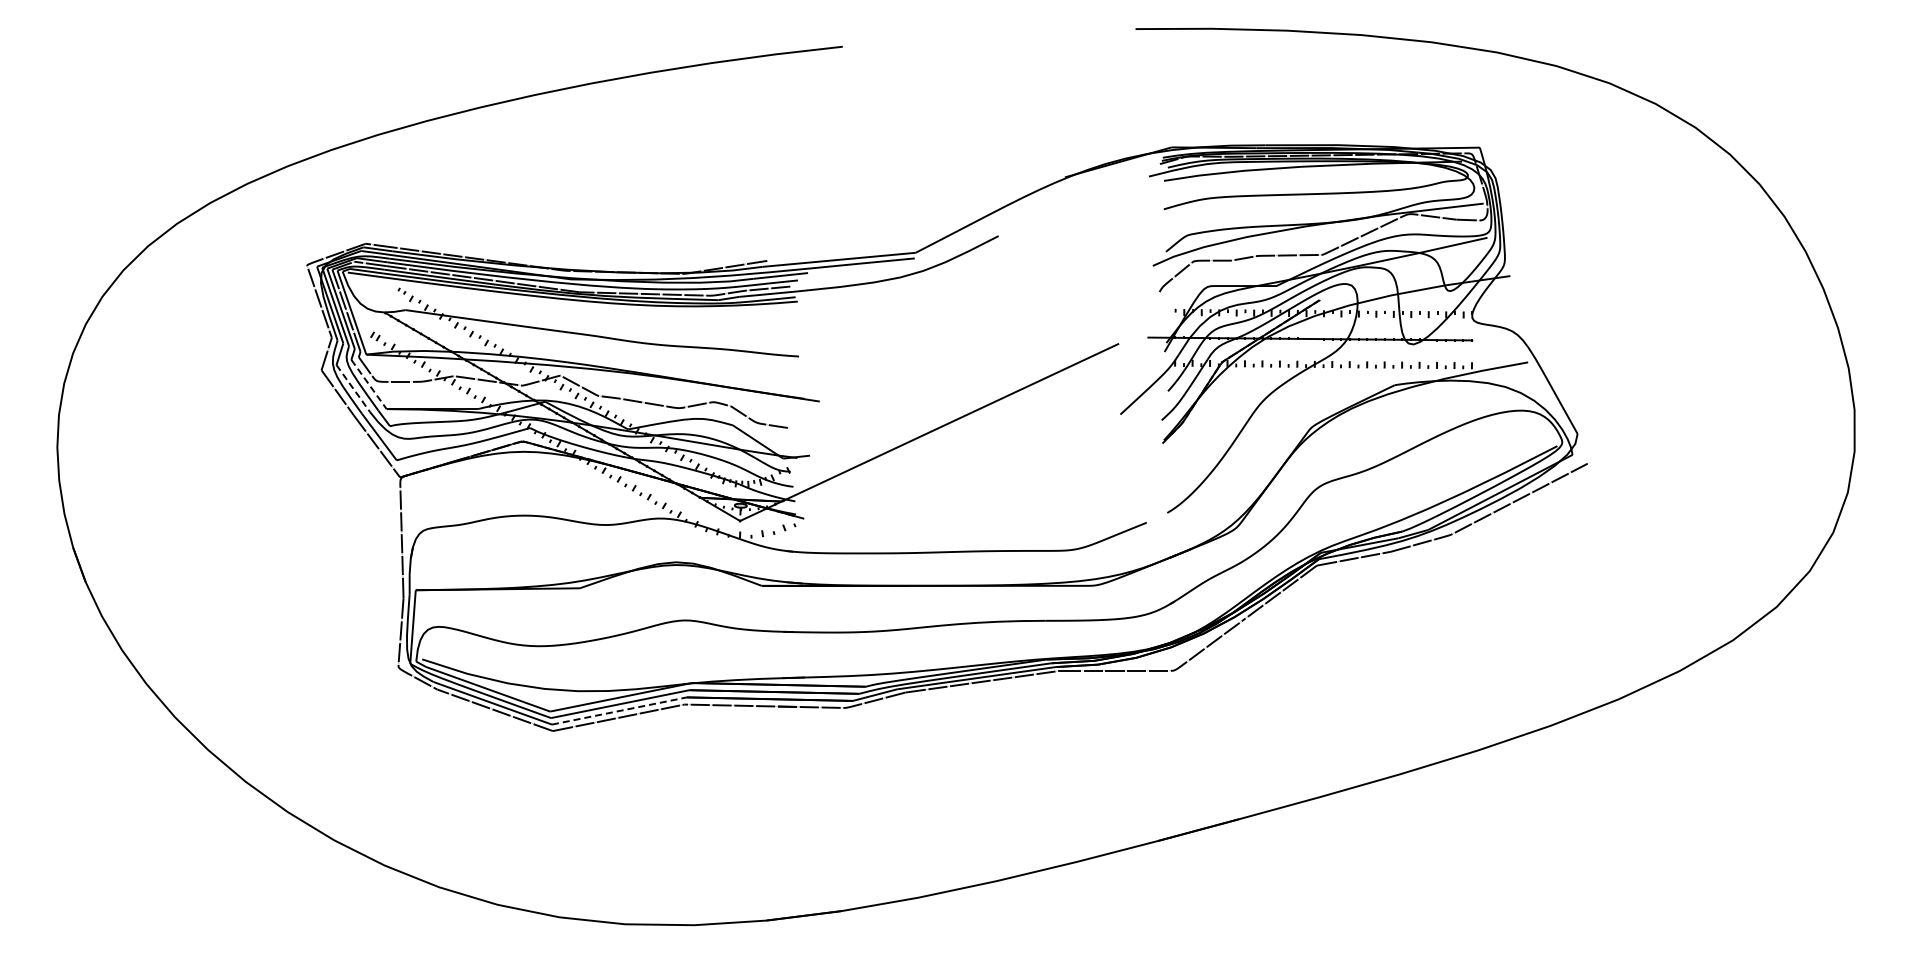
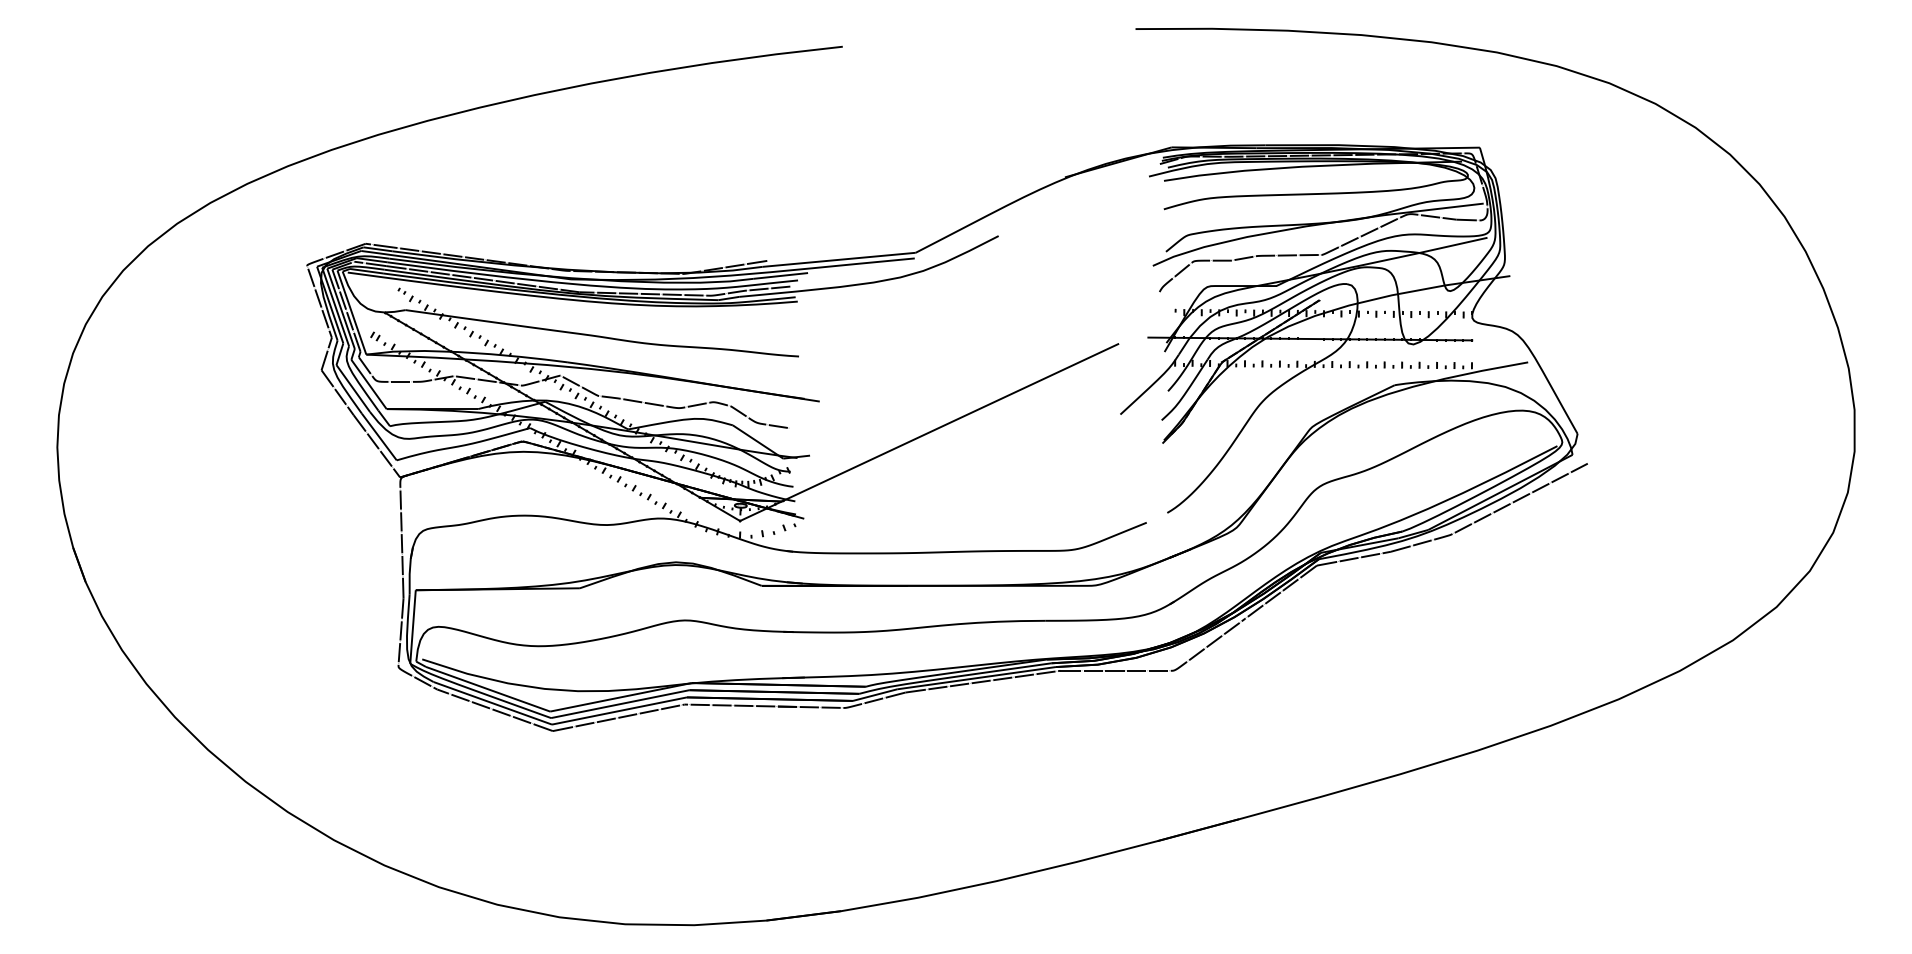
line: dashed -> solid (369, 384)
line: dashed -> solid (353, 388)
line: dashed -> solid (619, 710)
